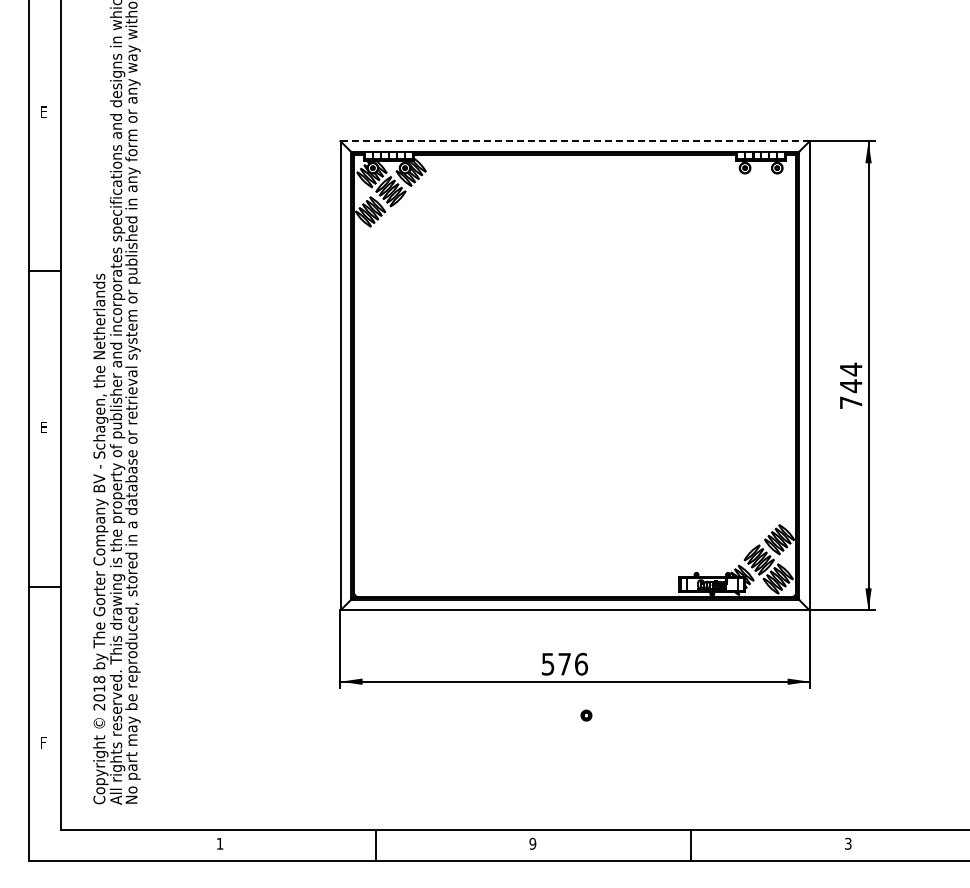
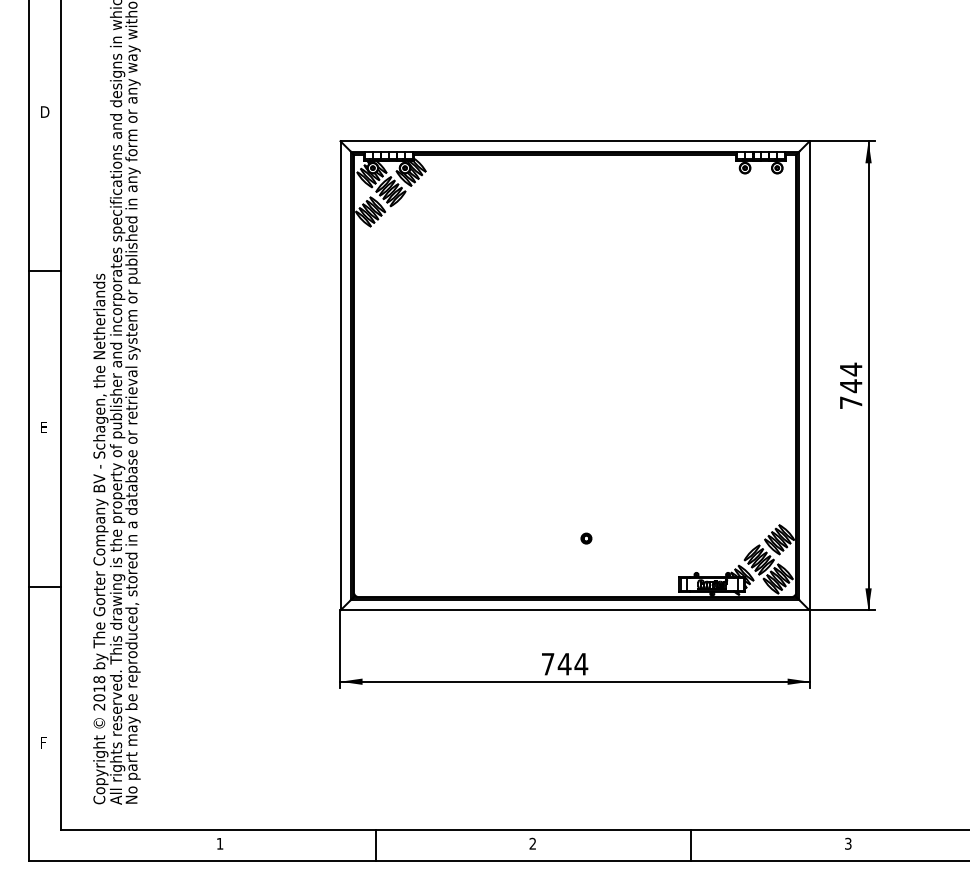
text: E -> D (45, 111)
line: dashed -> solid (575, 141)
text: 576 -> 744 (564, 663)
part position: (586, 715) -> (586, 538) (586, 538)
text: 9 -> 2 (532, 843)
